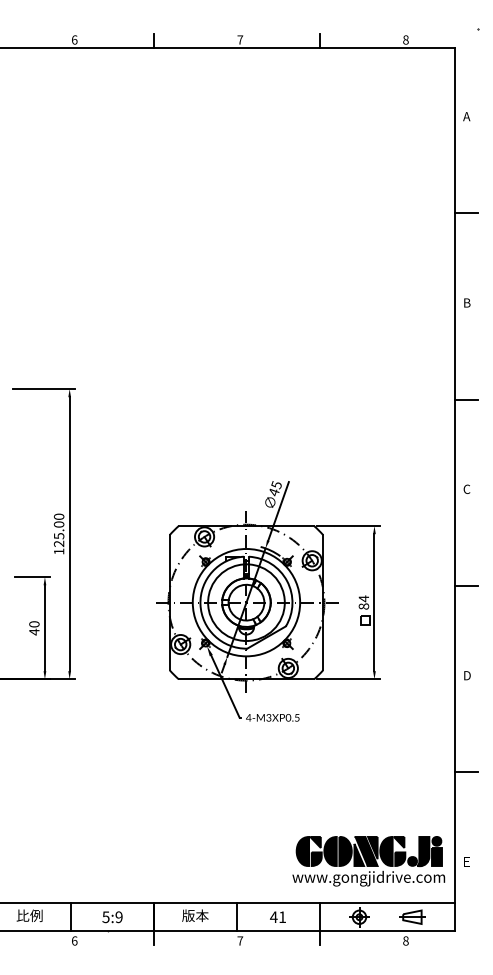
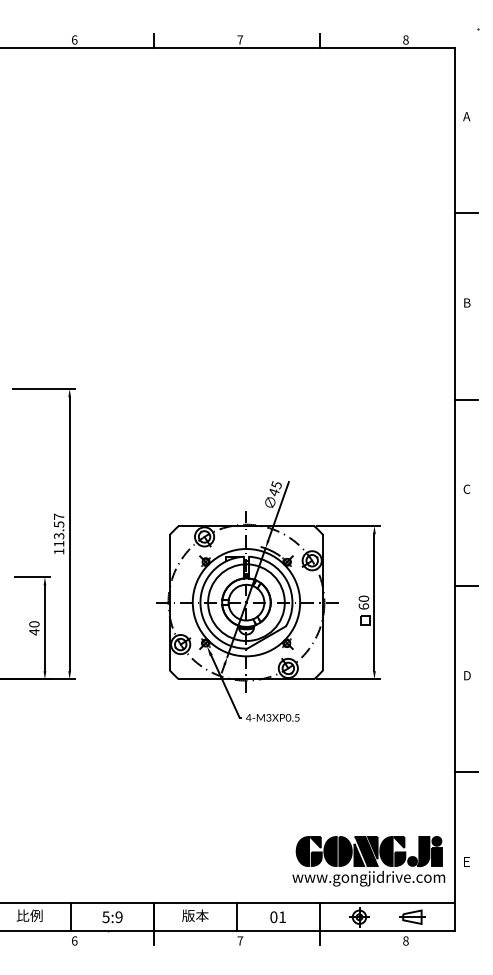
text: 125.00 -> 113.57 (58, 529)
text: 84 -> 60 (363, 602)
text: 41 -> 01 (273, 917)
